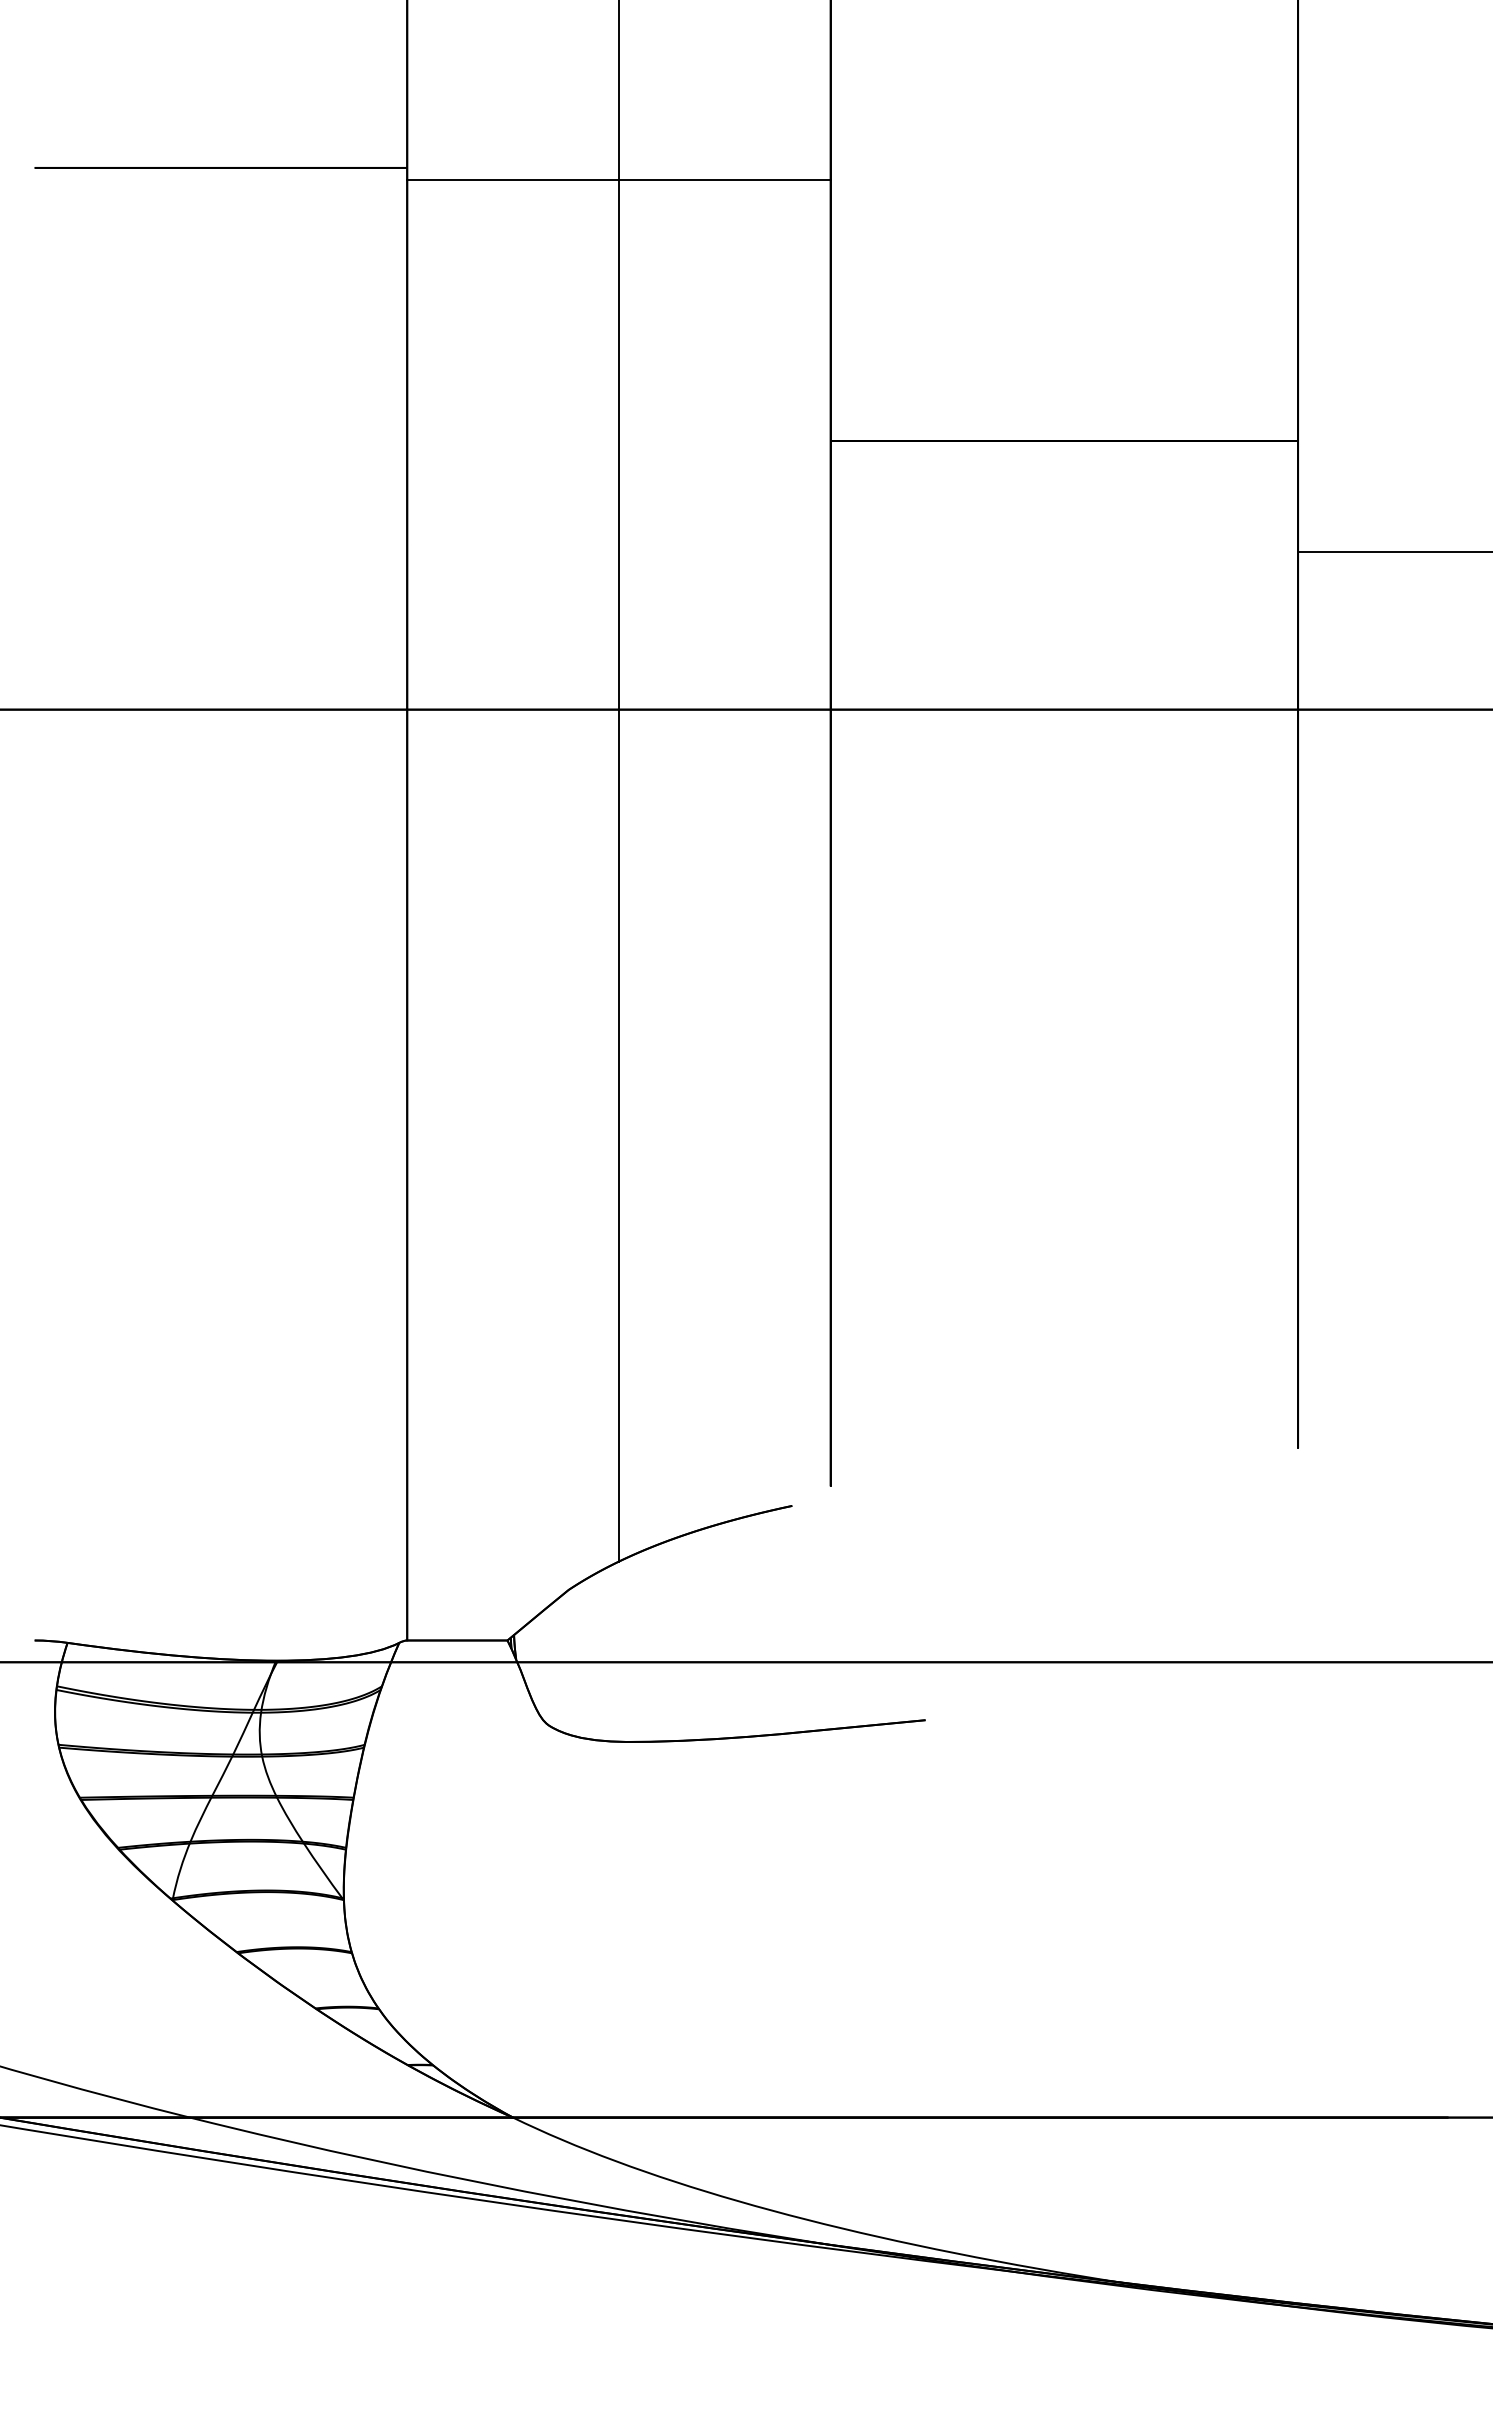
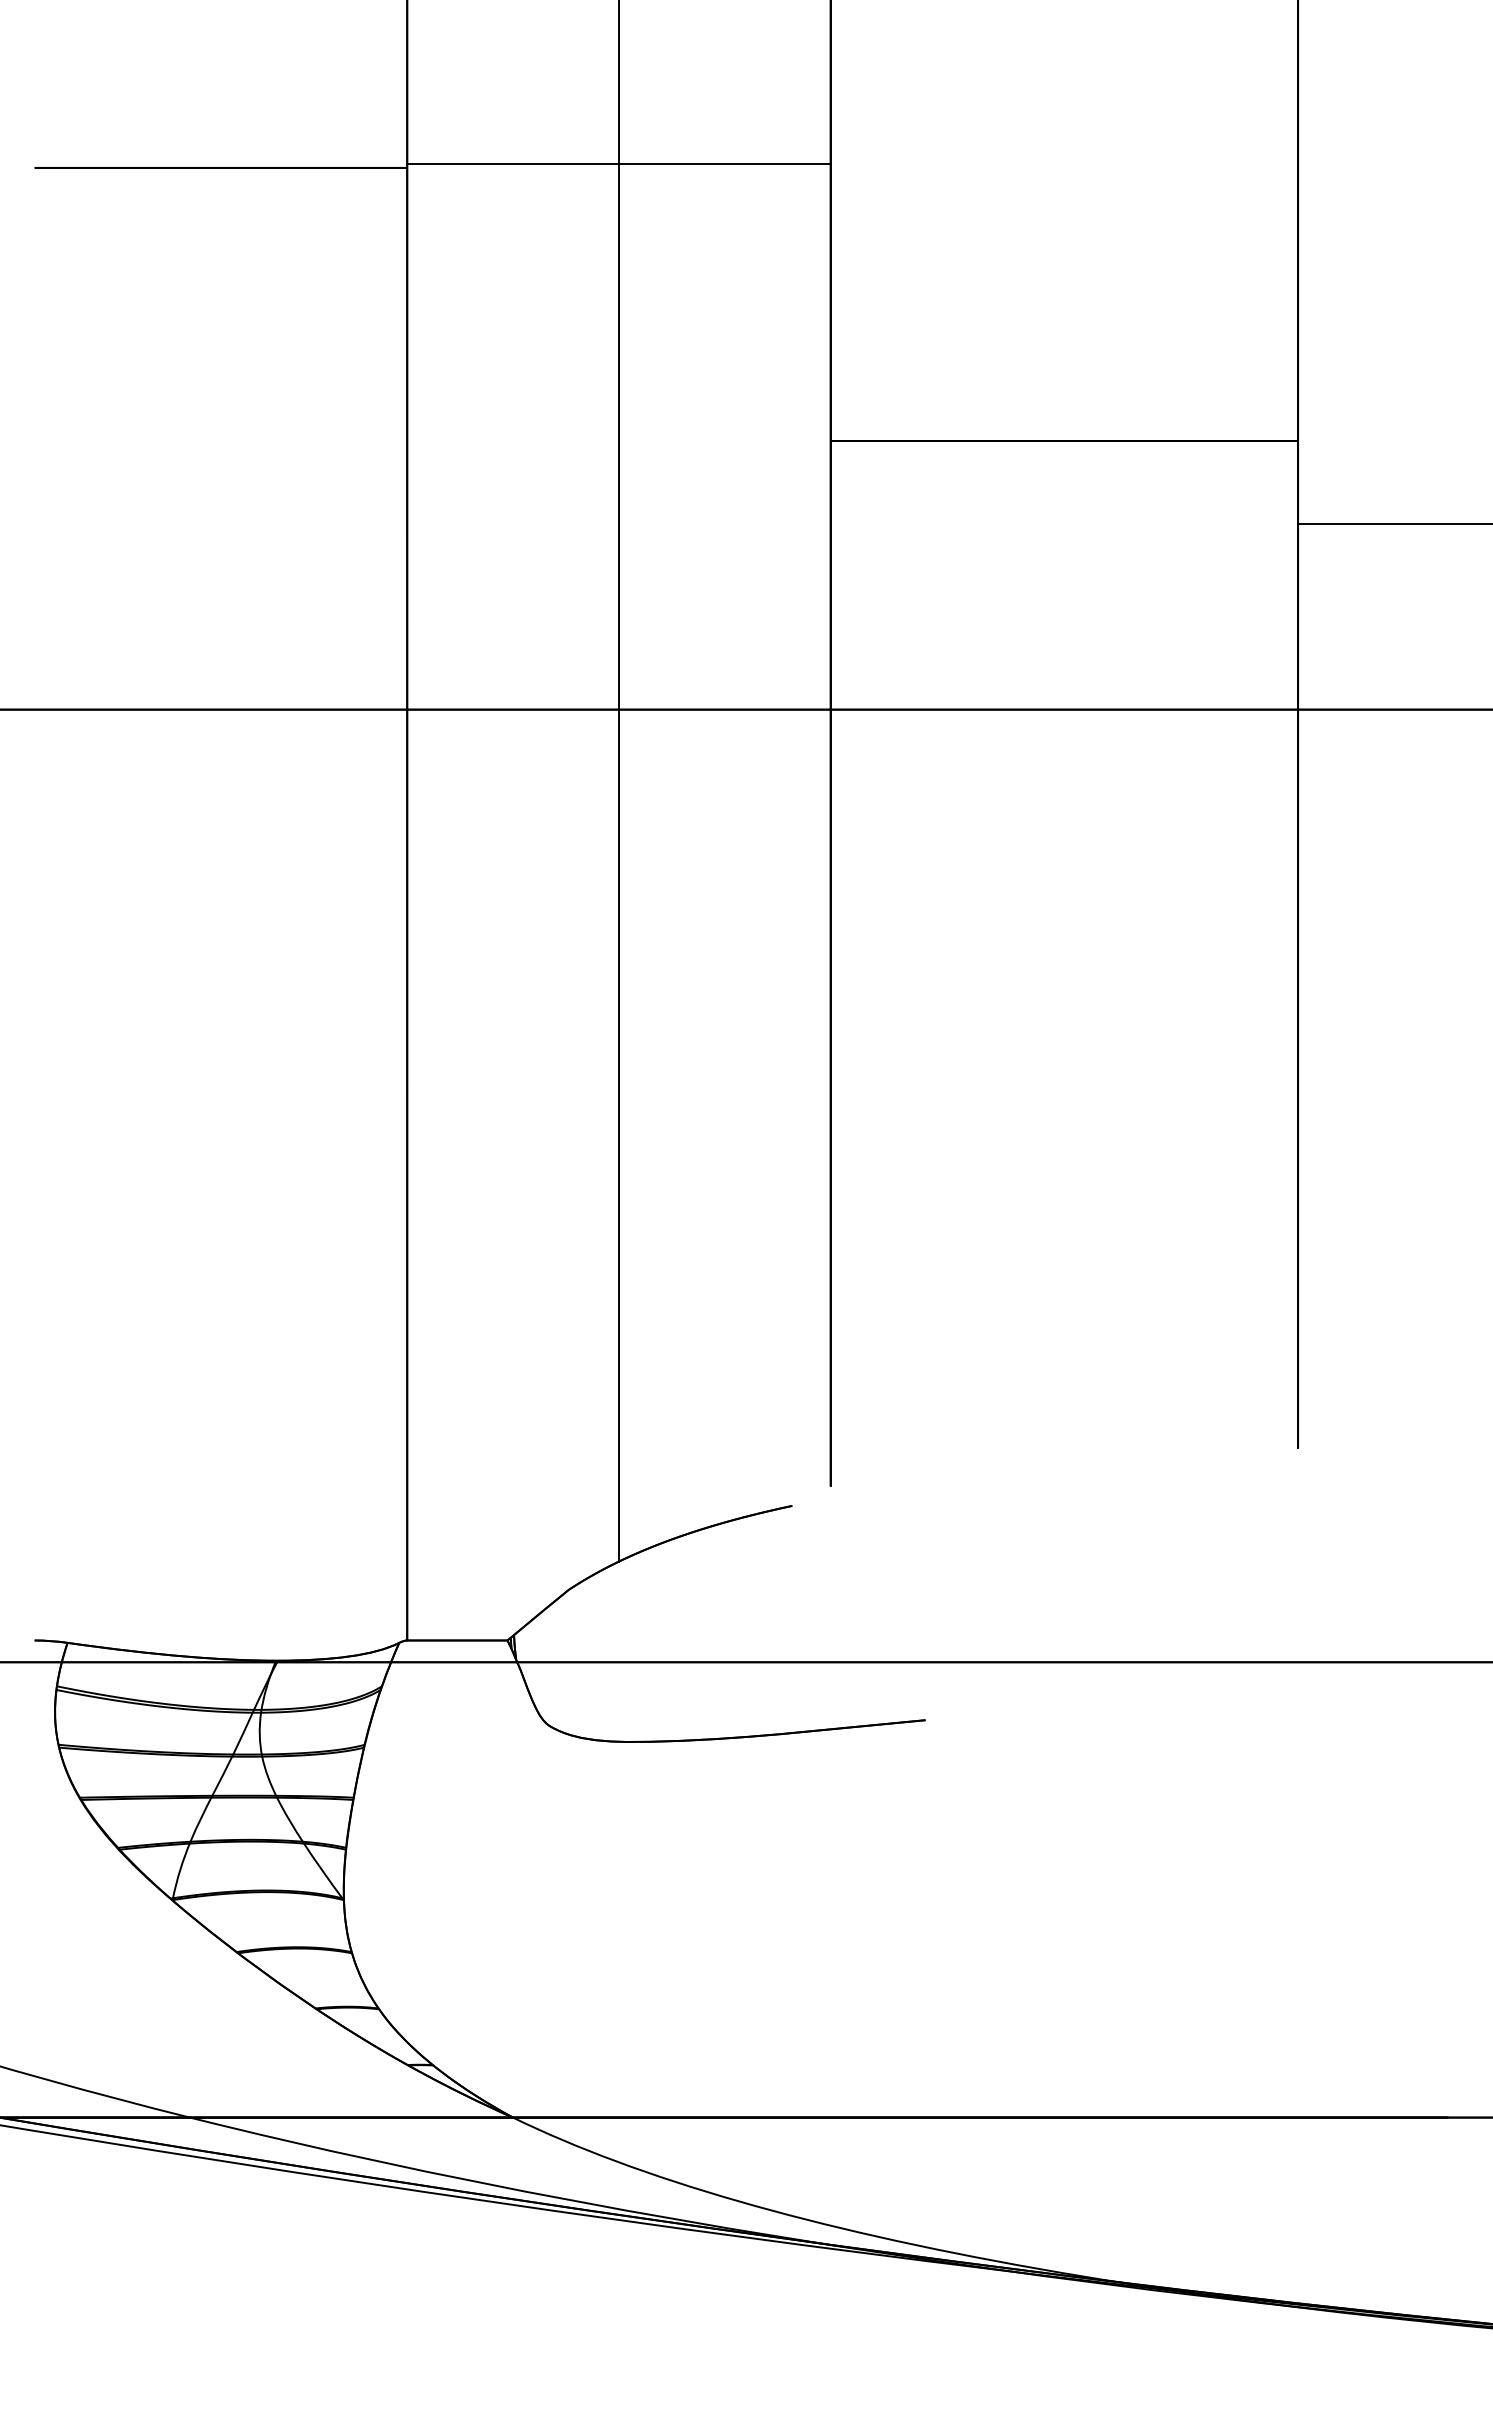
line position: (618, 179) -> (618, 163) (618, 163)
line position: (1393, 551) -> (1393, 523) (1393, 523)
